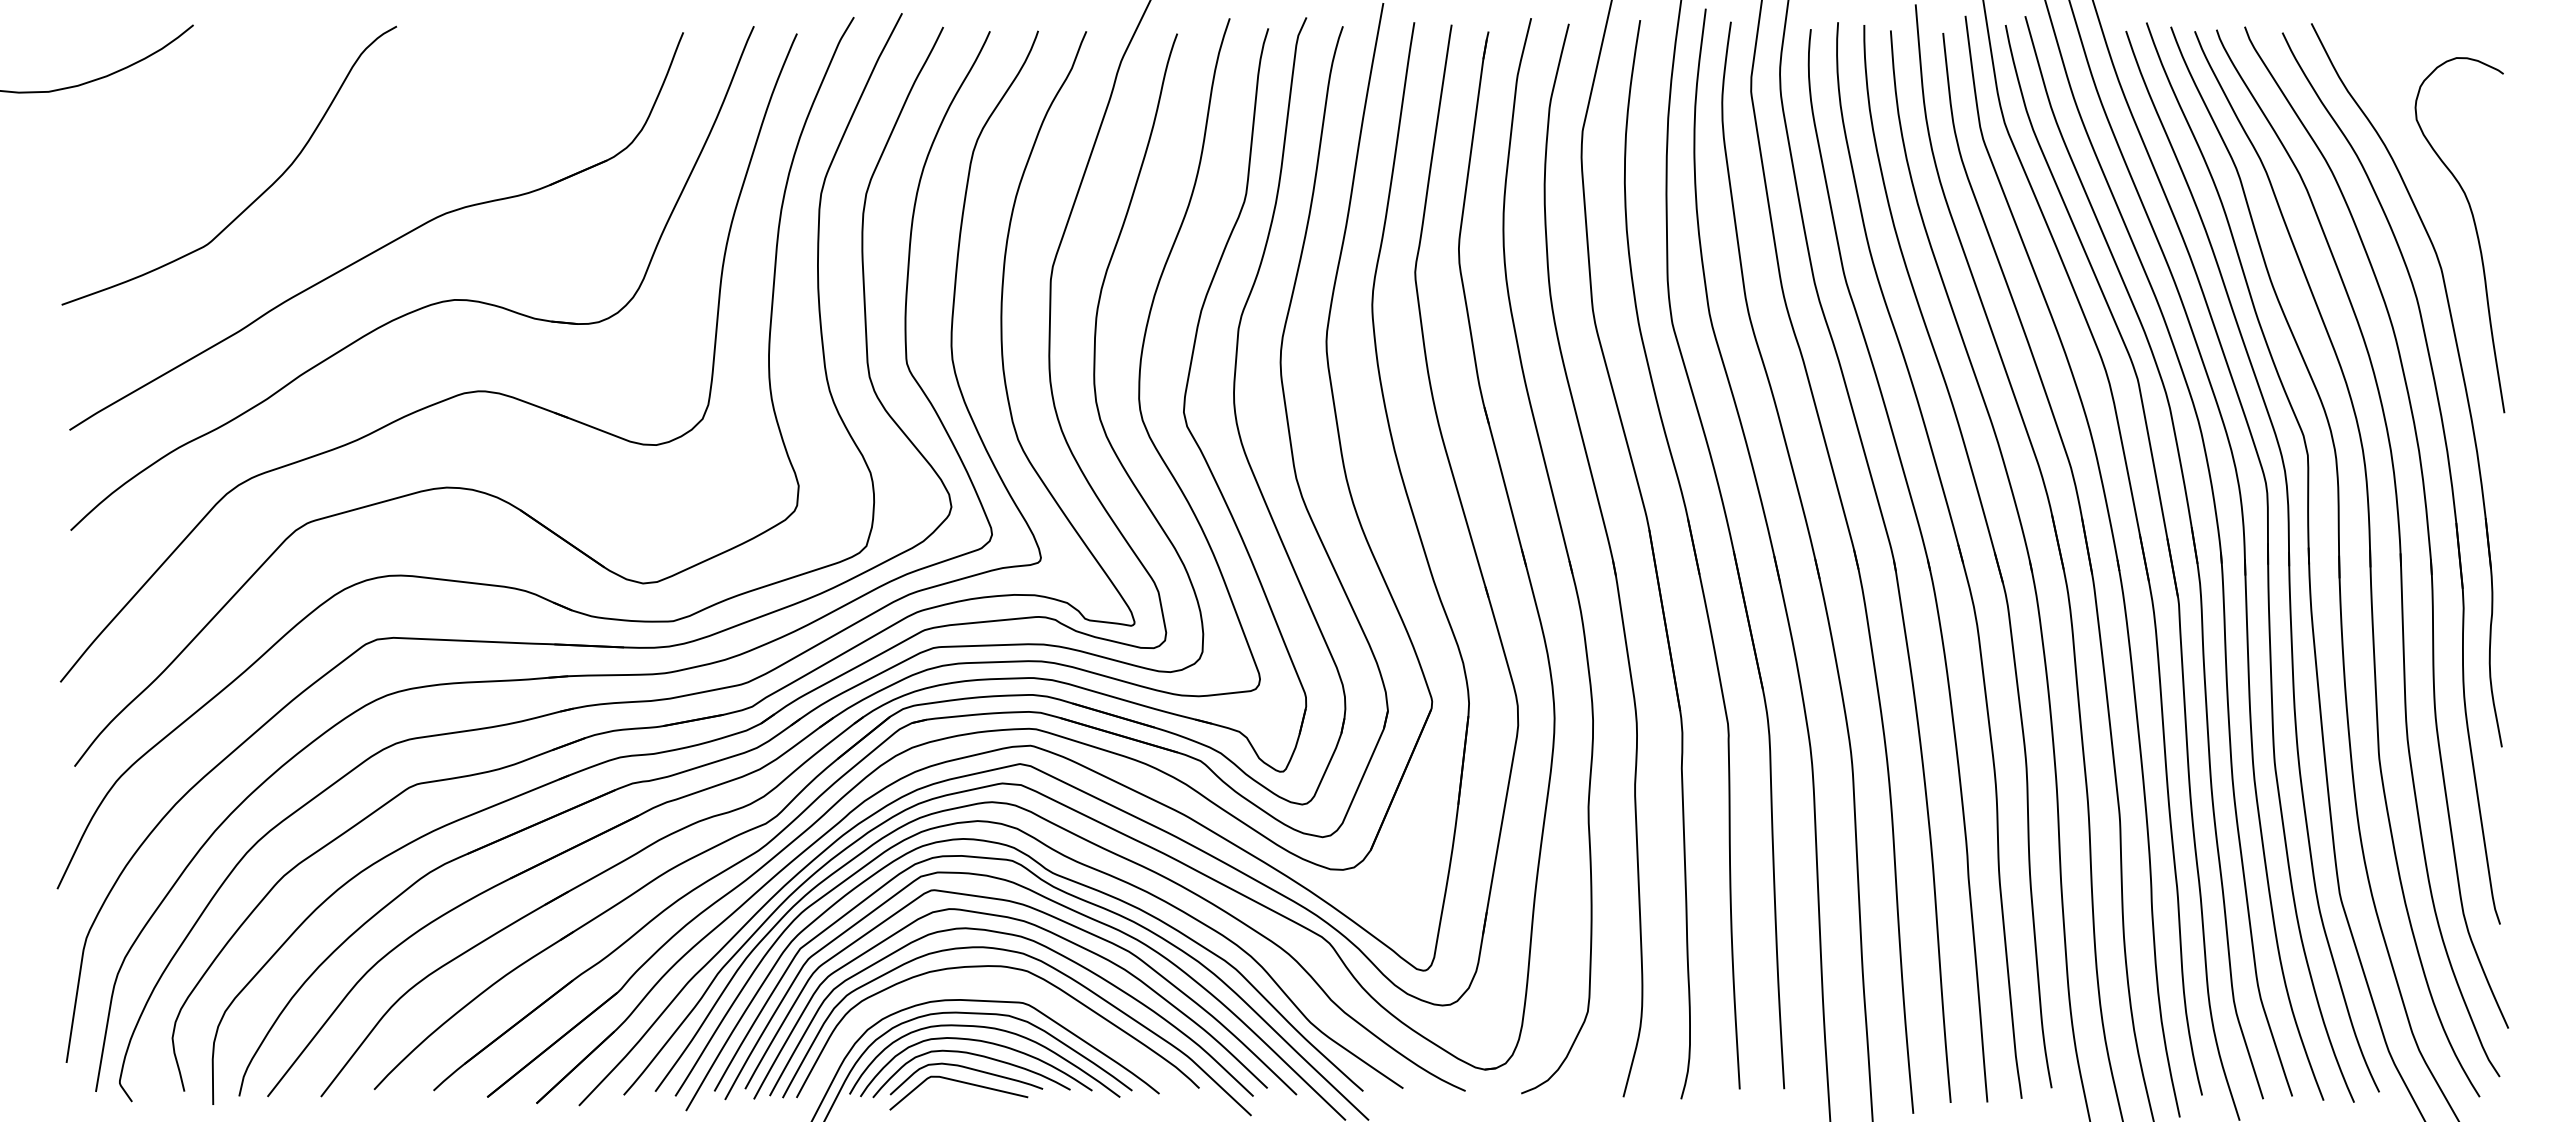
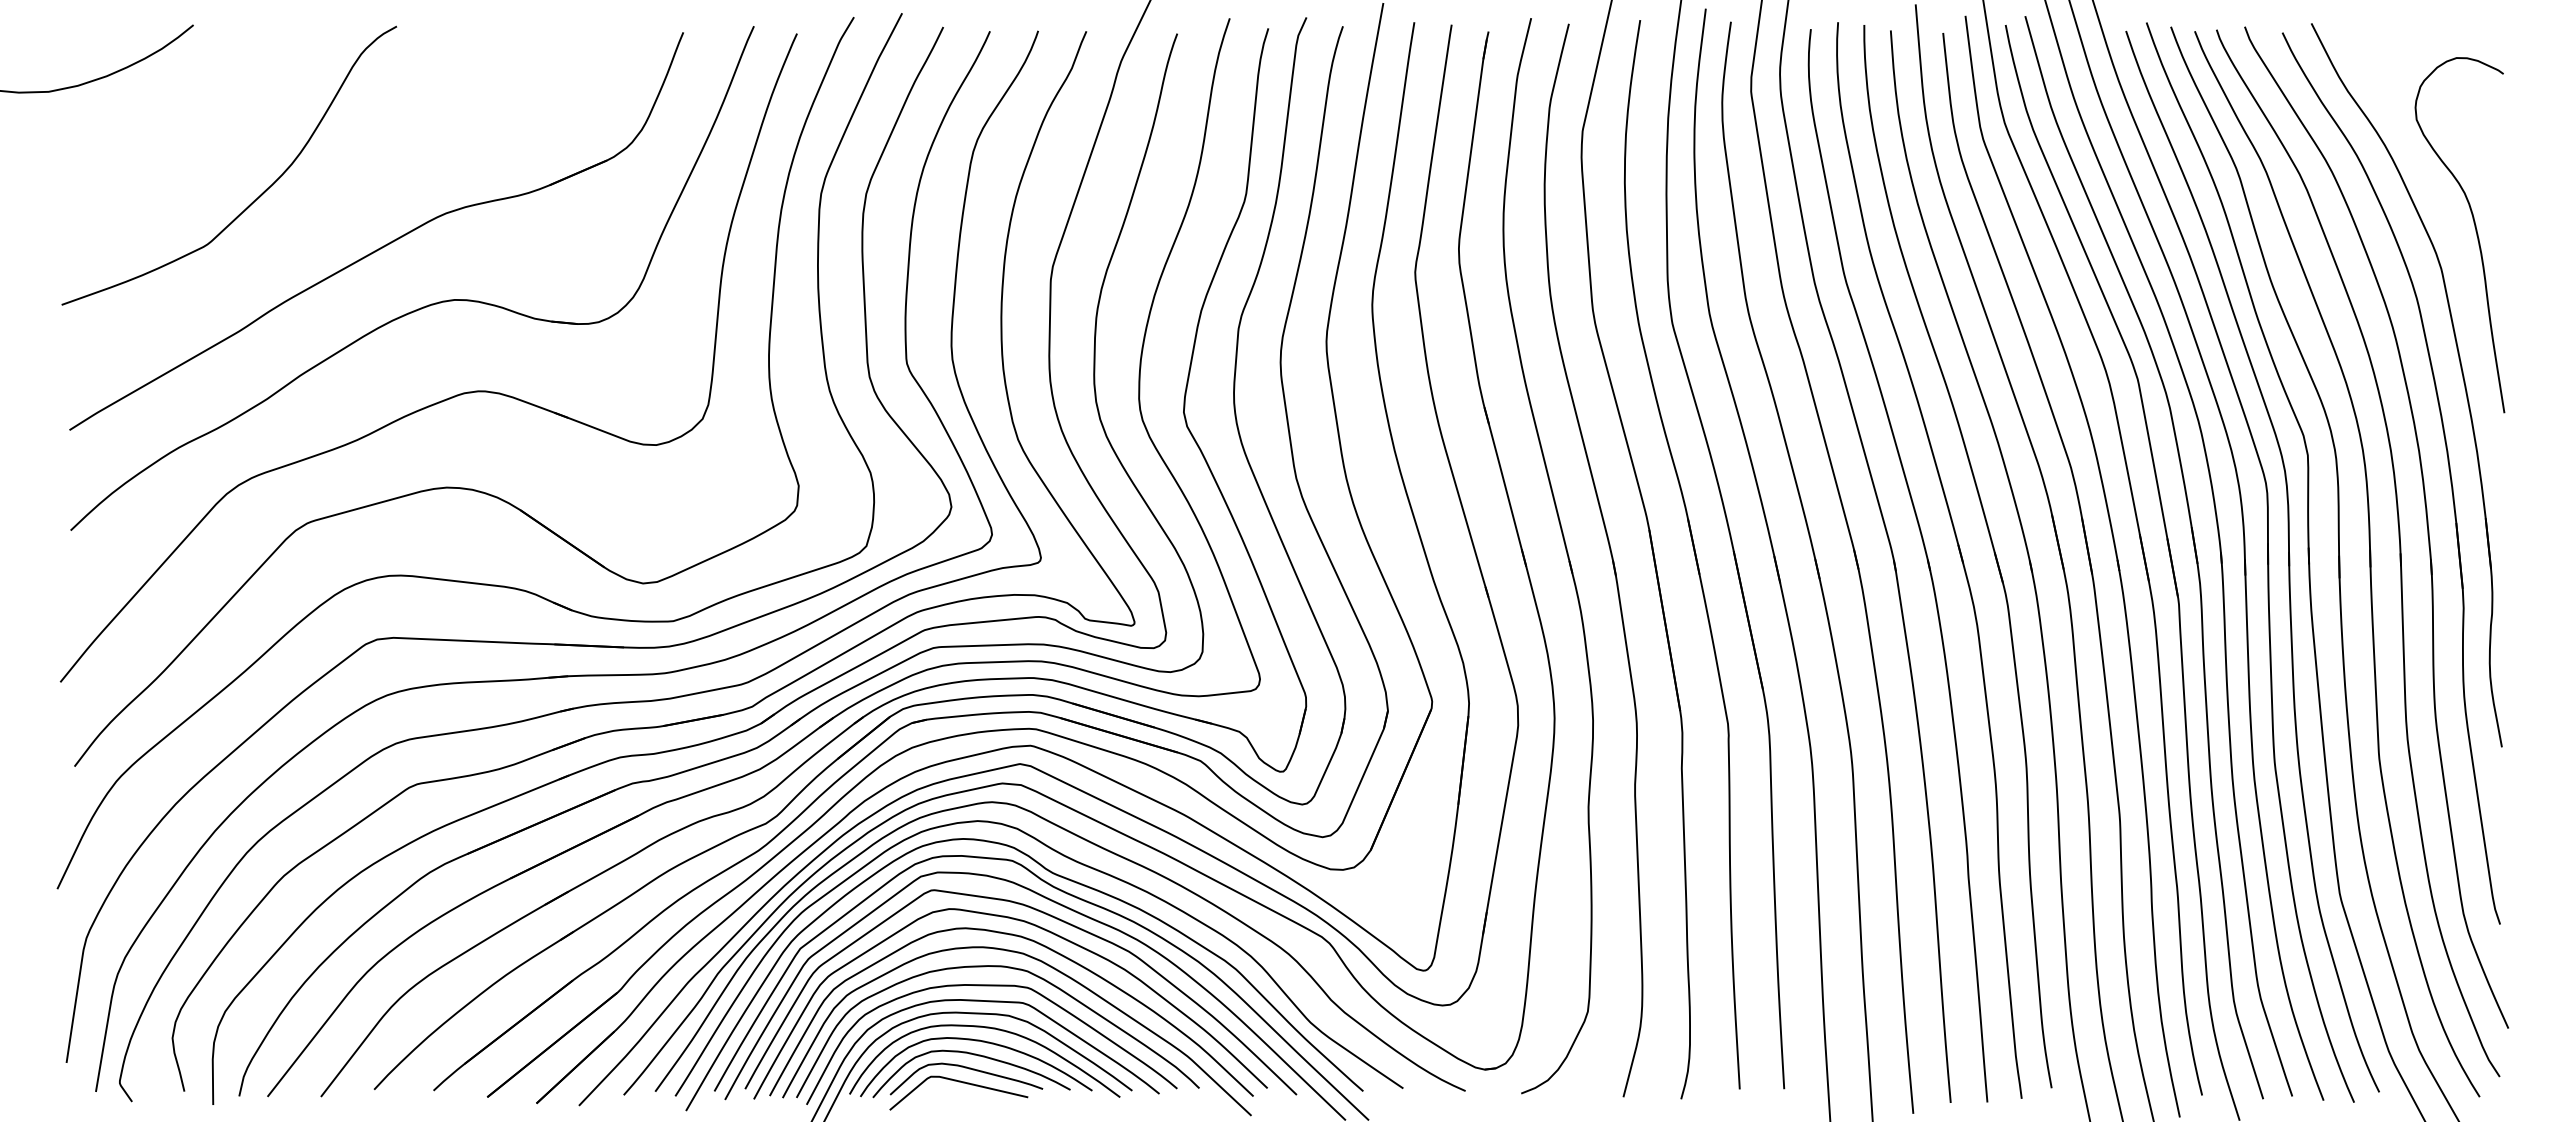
curve: none -> present (991, 986)
